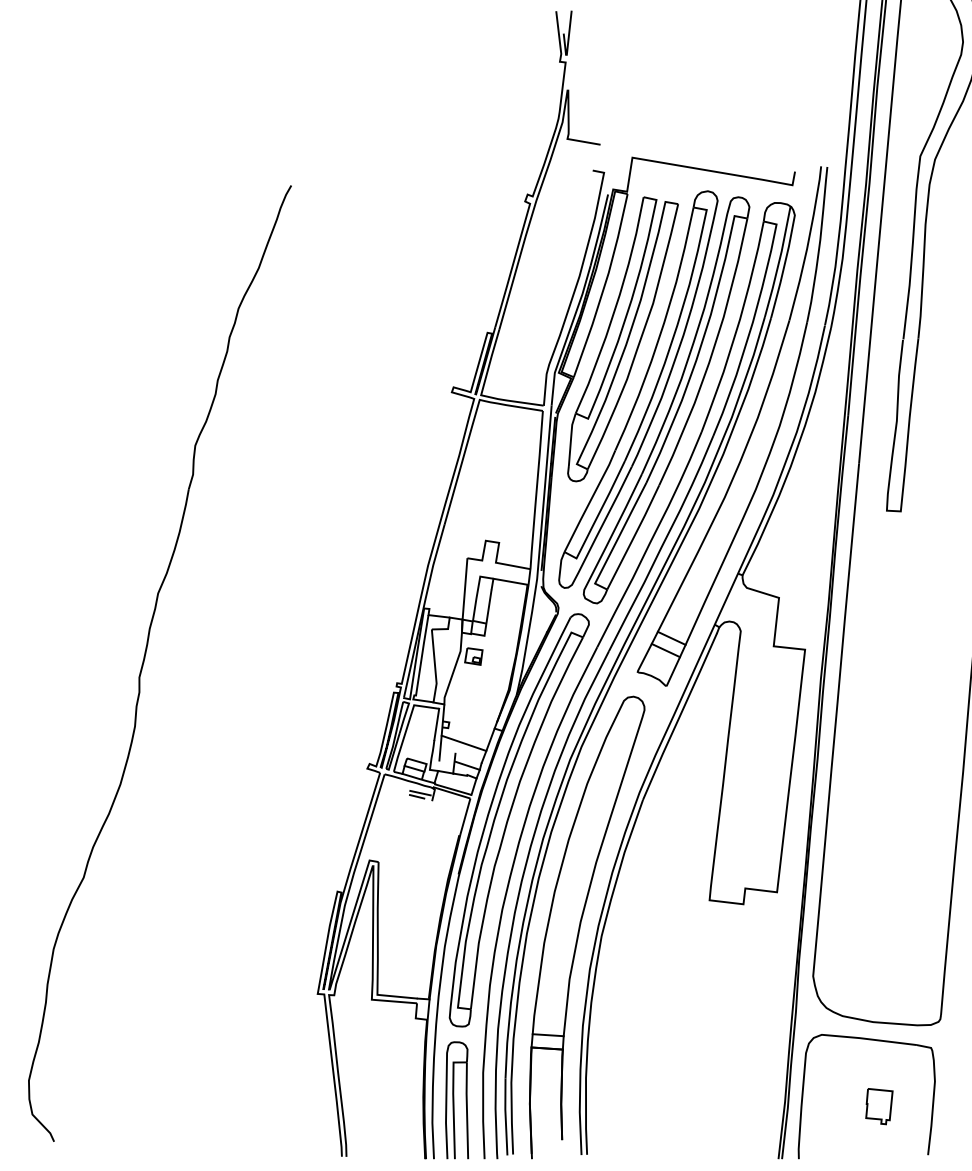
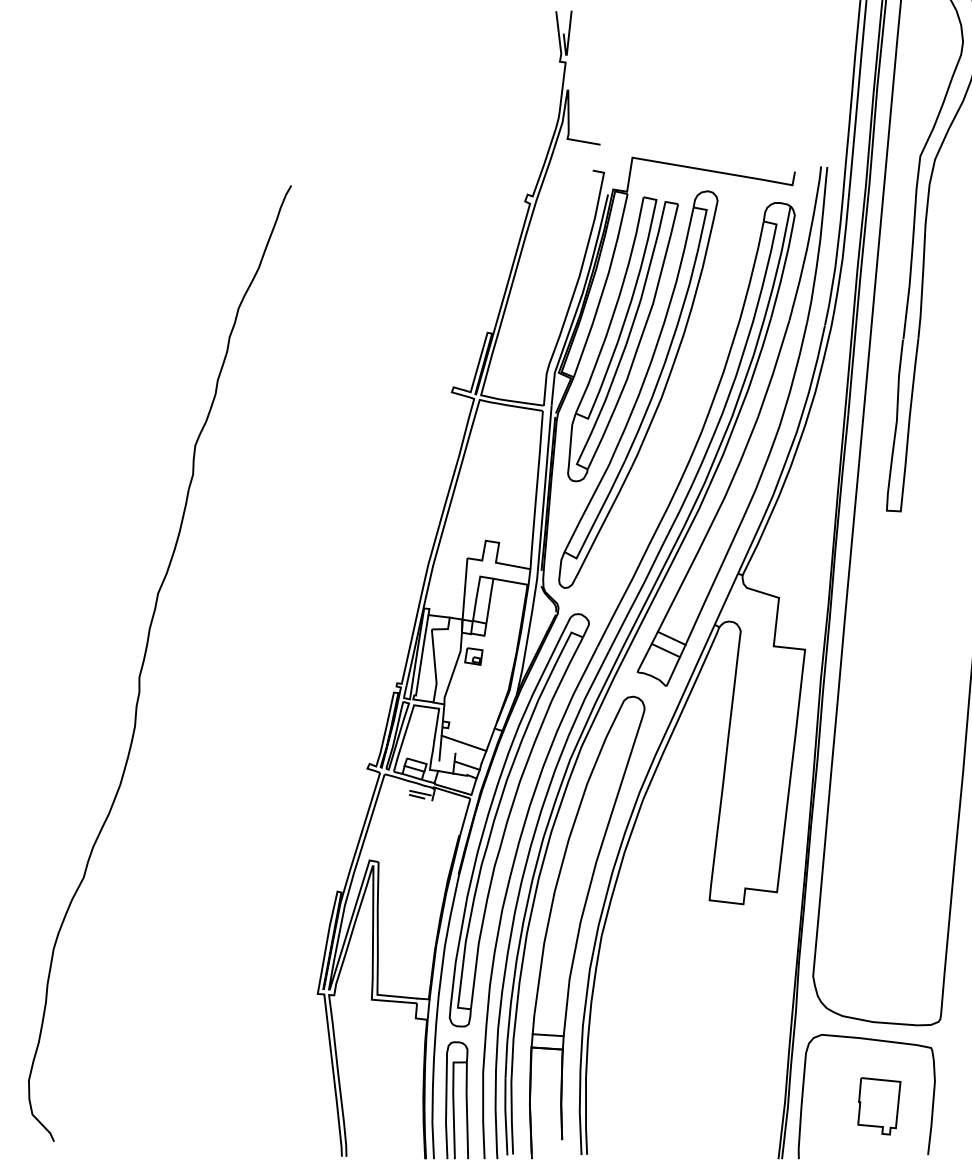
part: present -> none (666, 400)
part size: 29x38 px -> 45x59 px (879, 1106)
